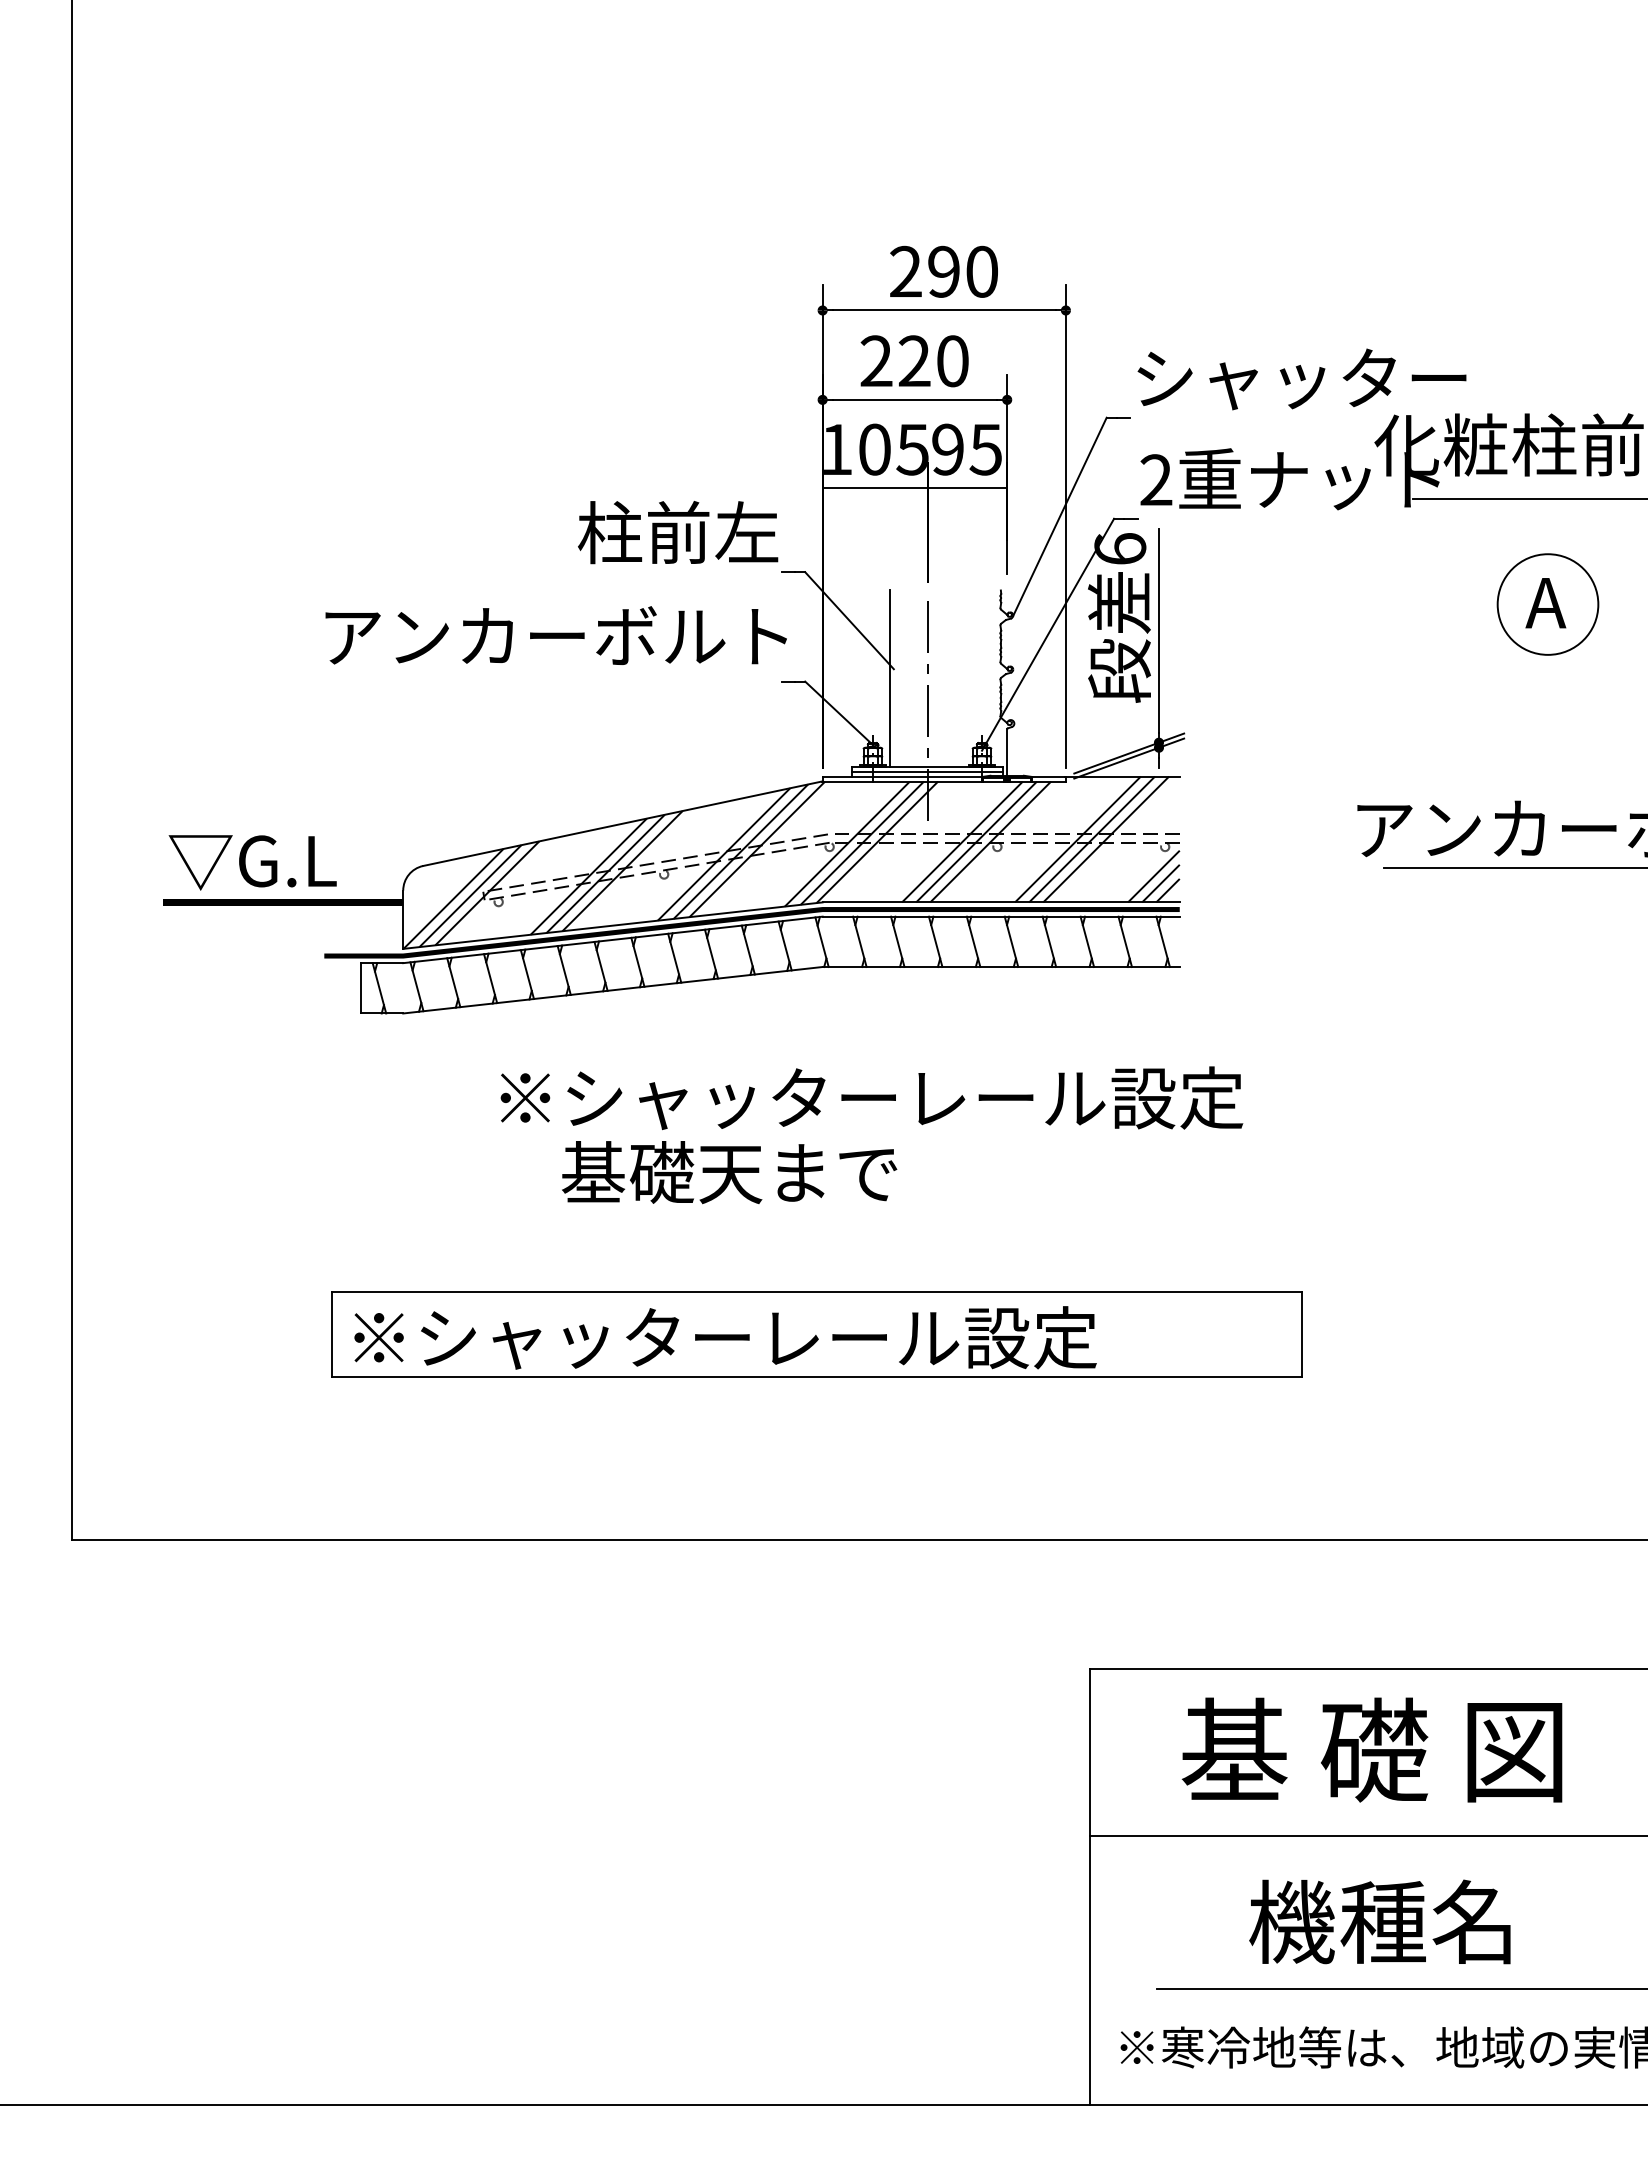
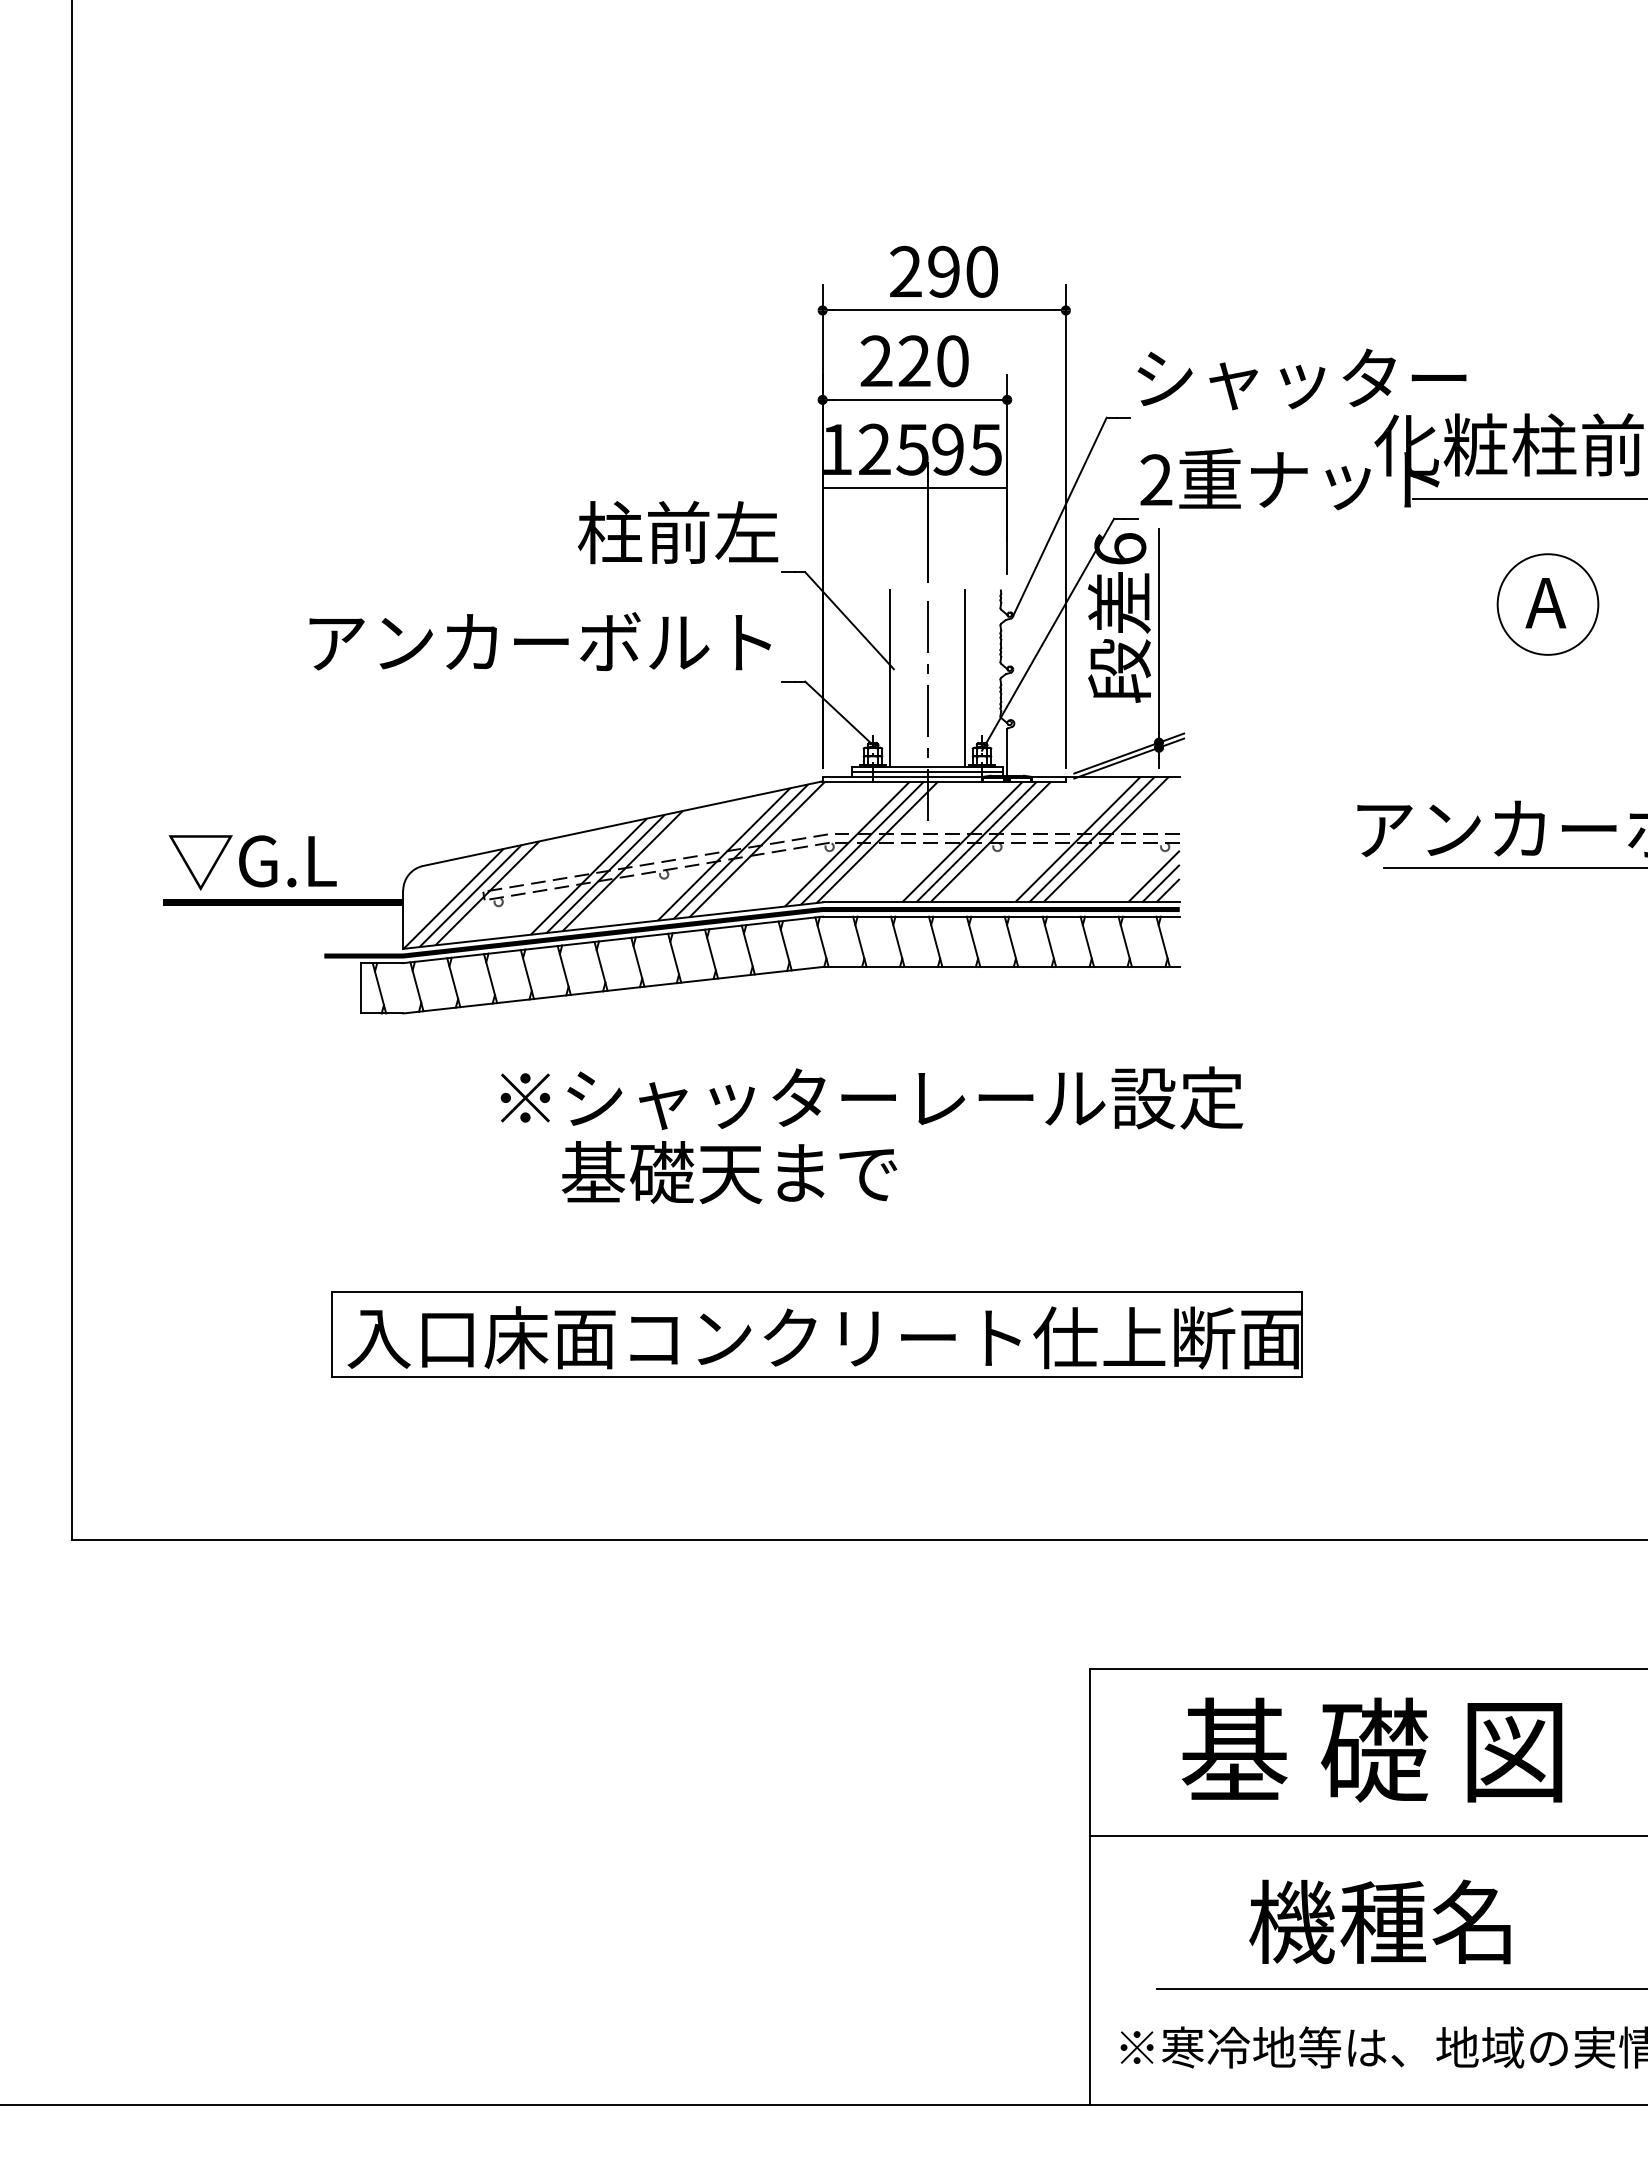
text: 105 -> 125 (874, 449)
text position: (555, 635) -> (539, 641) (539, 641)
line: none -> present (965, 678)
text: ※シャッターレール設定 -> 入口床面コンクリート仕上断面 (823, 1337)
